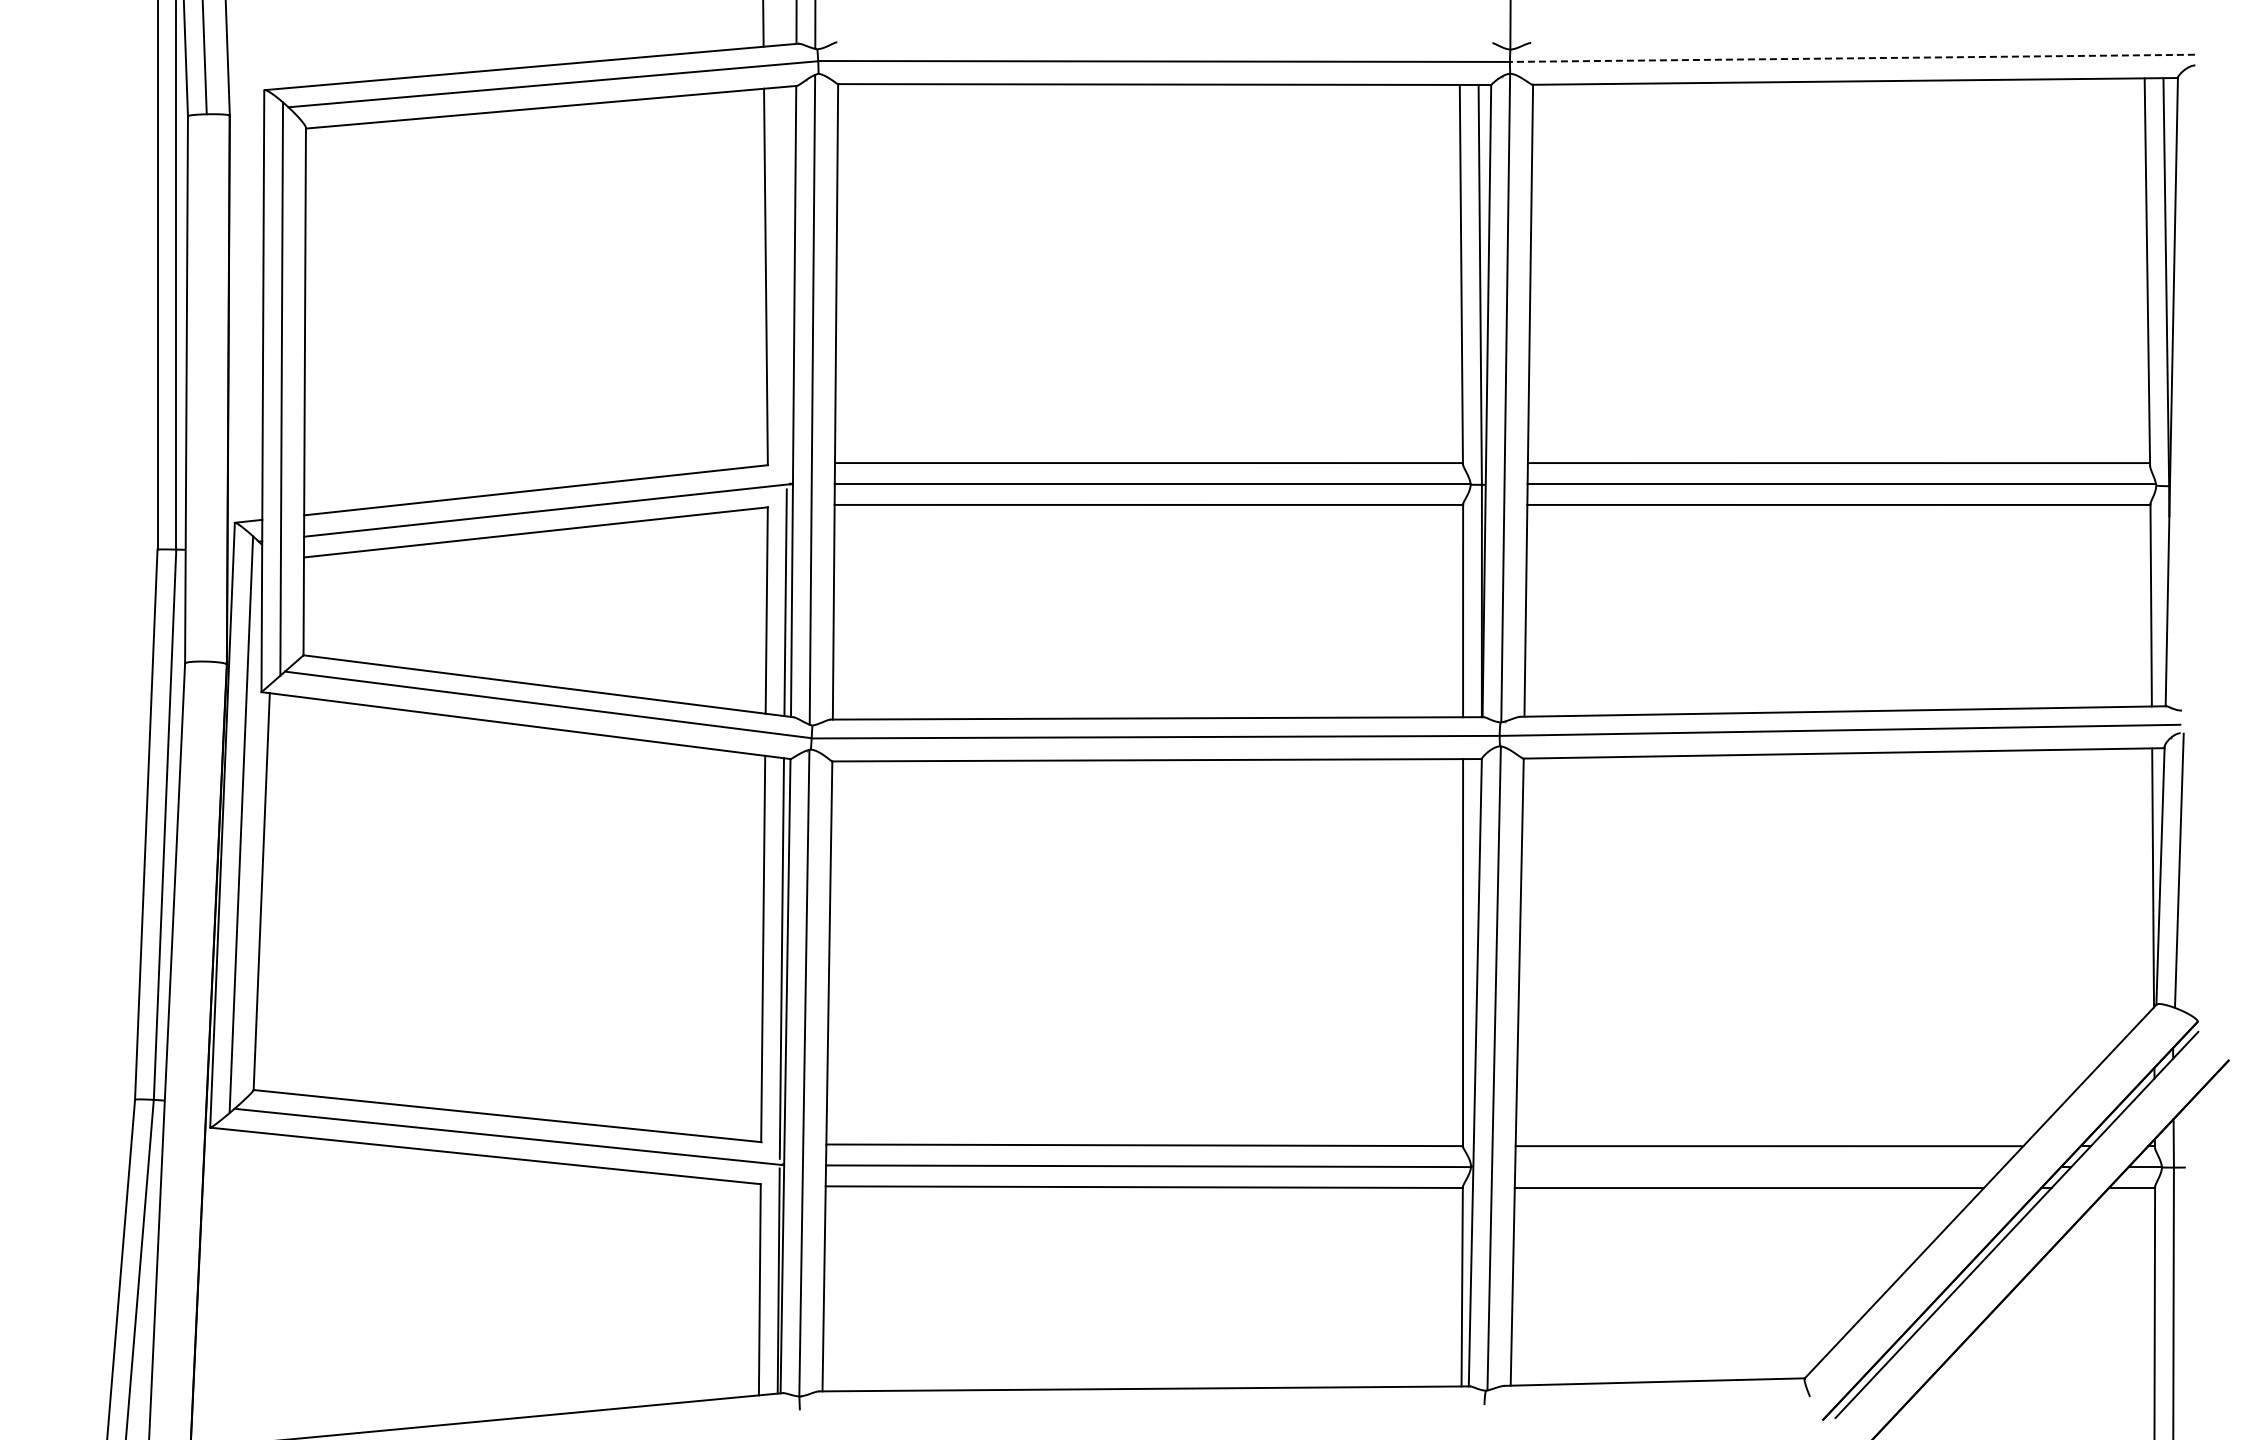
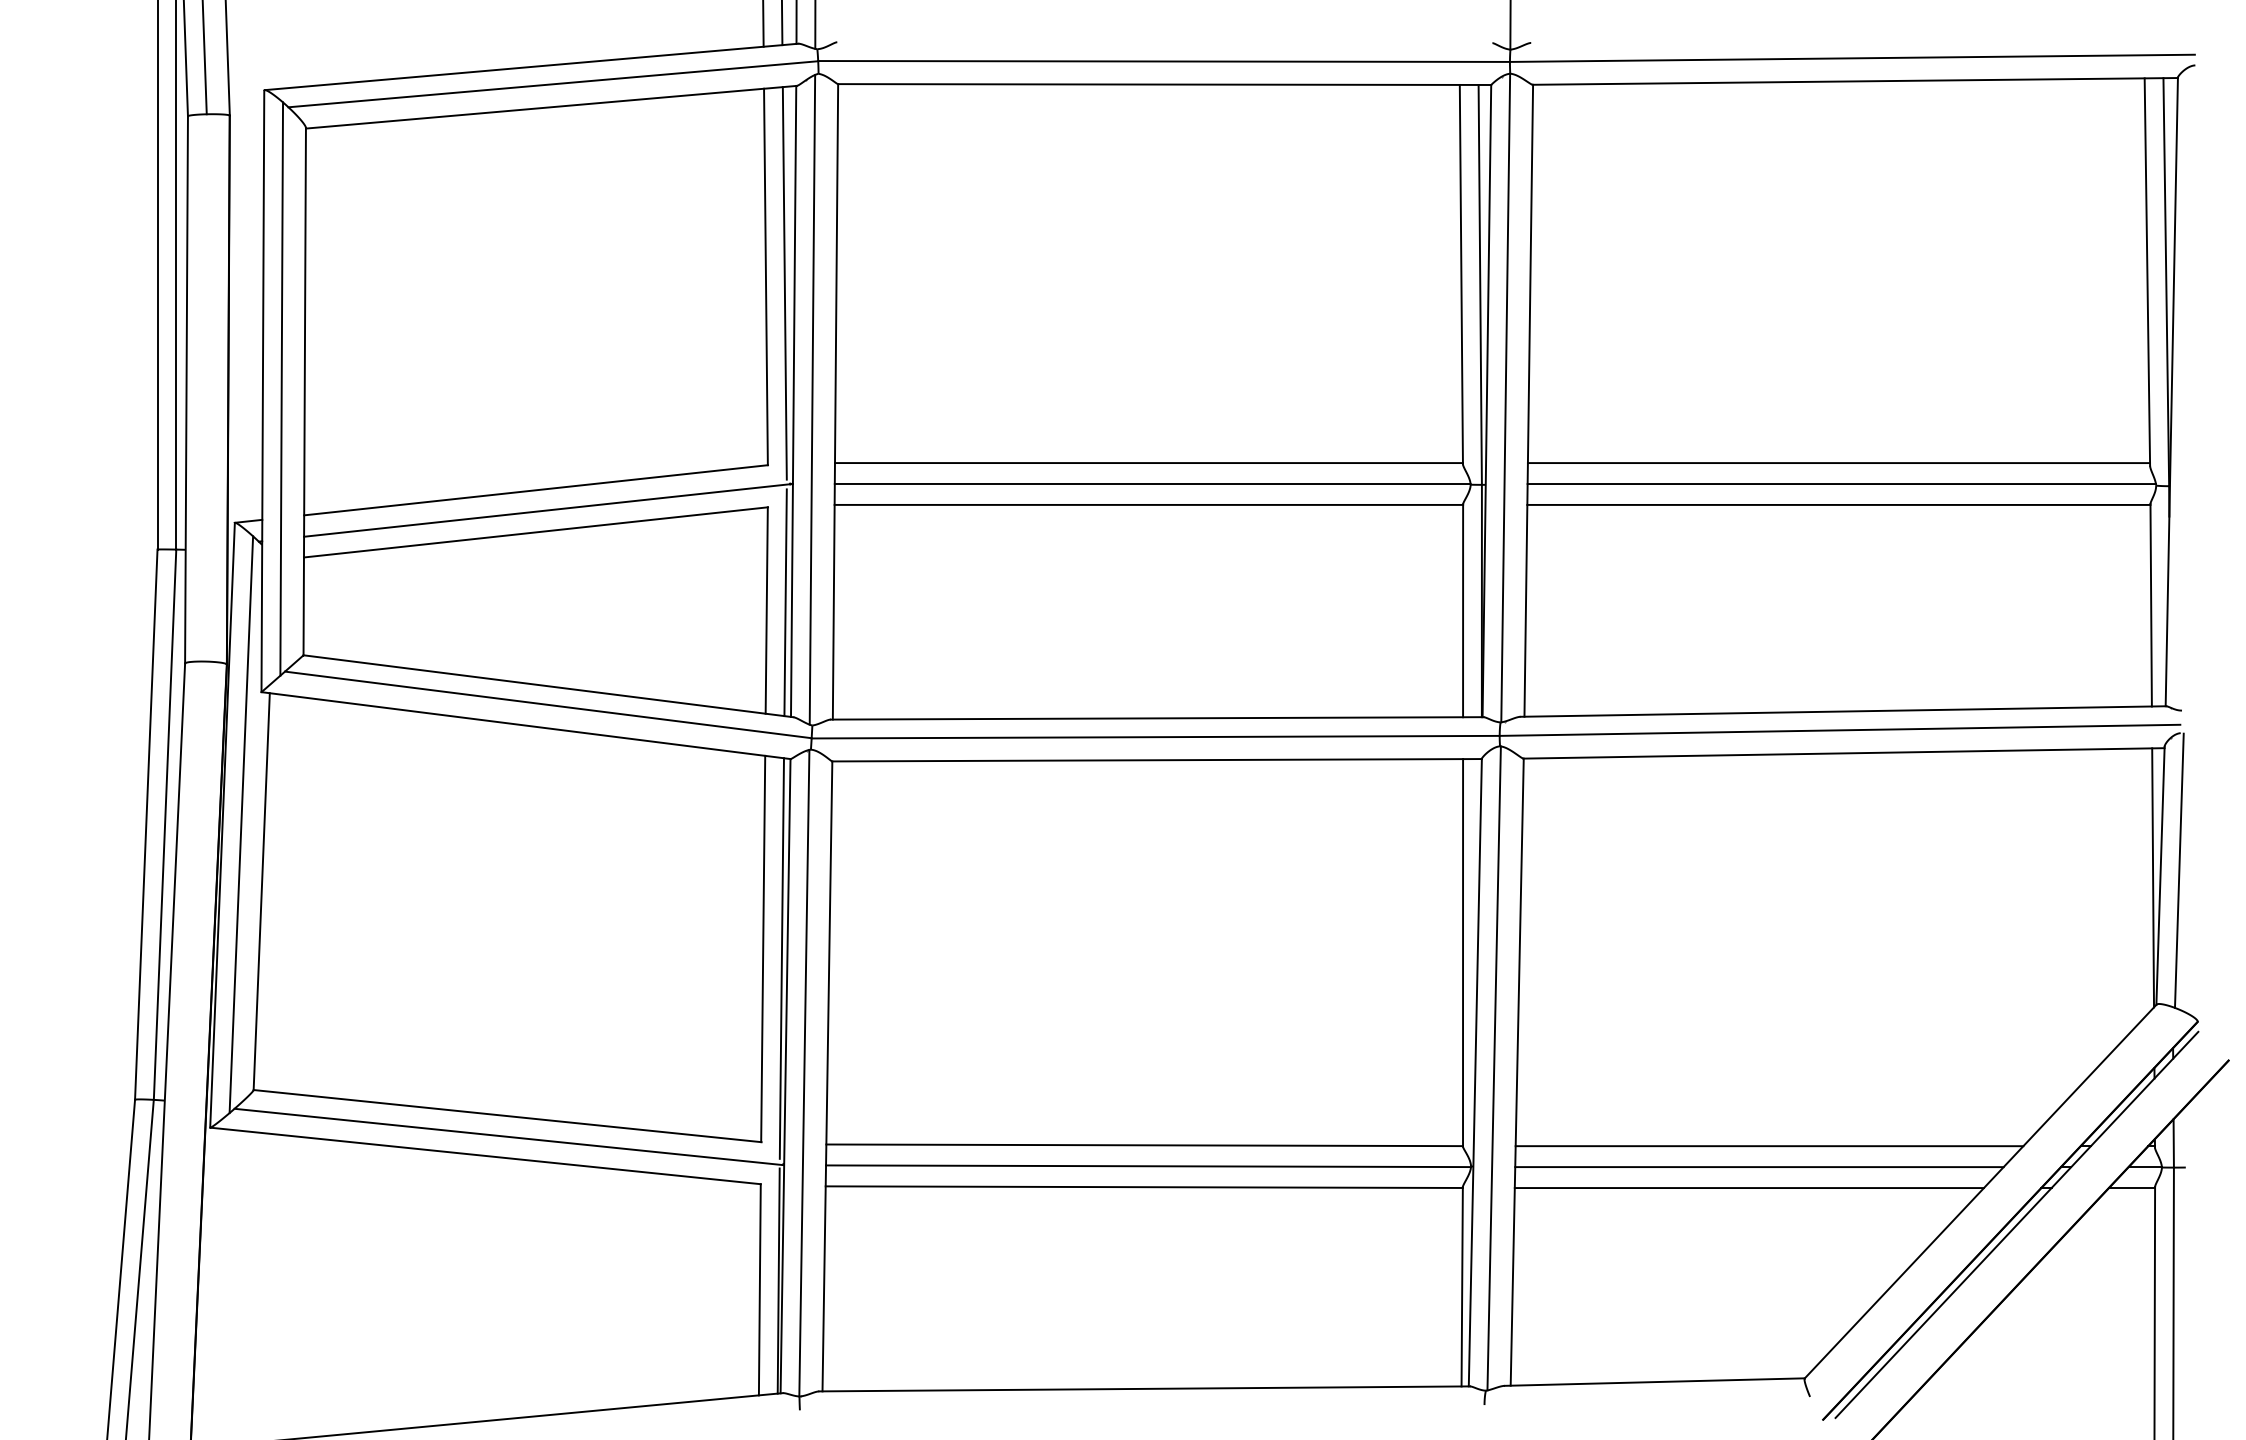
line: none -> present (781, 23)
line: dashed -> solid (1851, 58)
line: none -> present (784, 283)
line: none -> present (1759, 1167)
